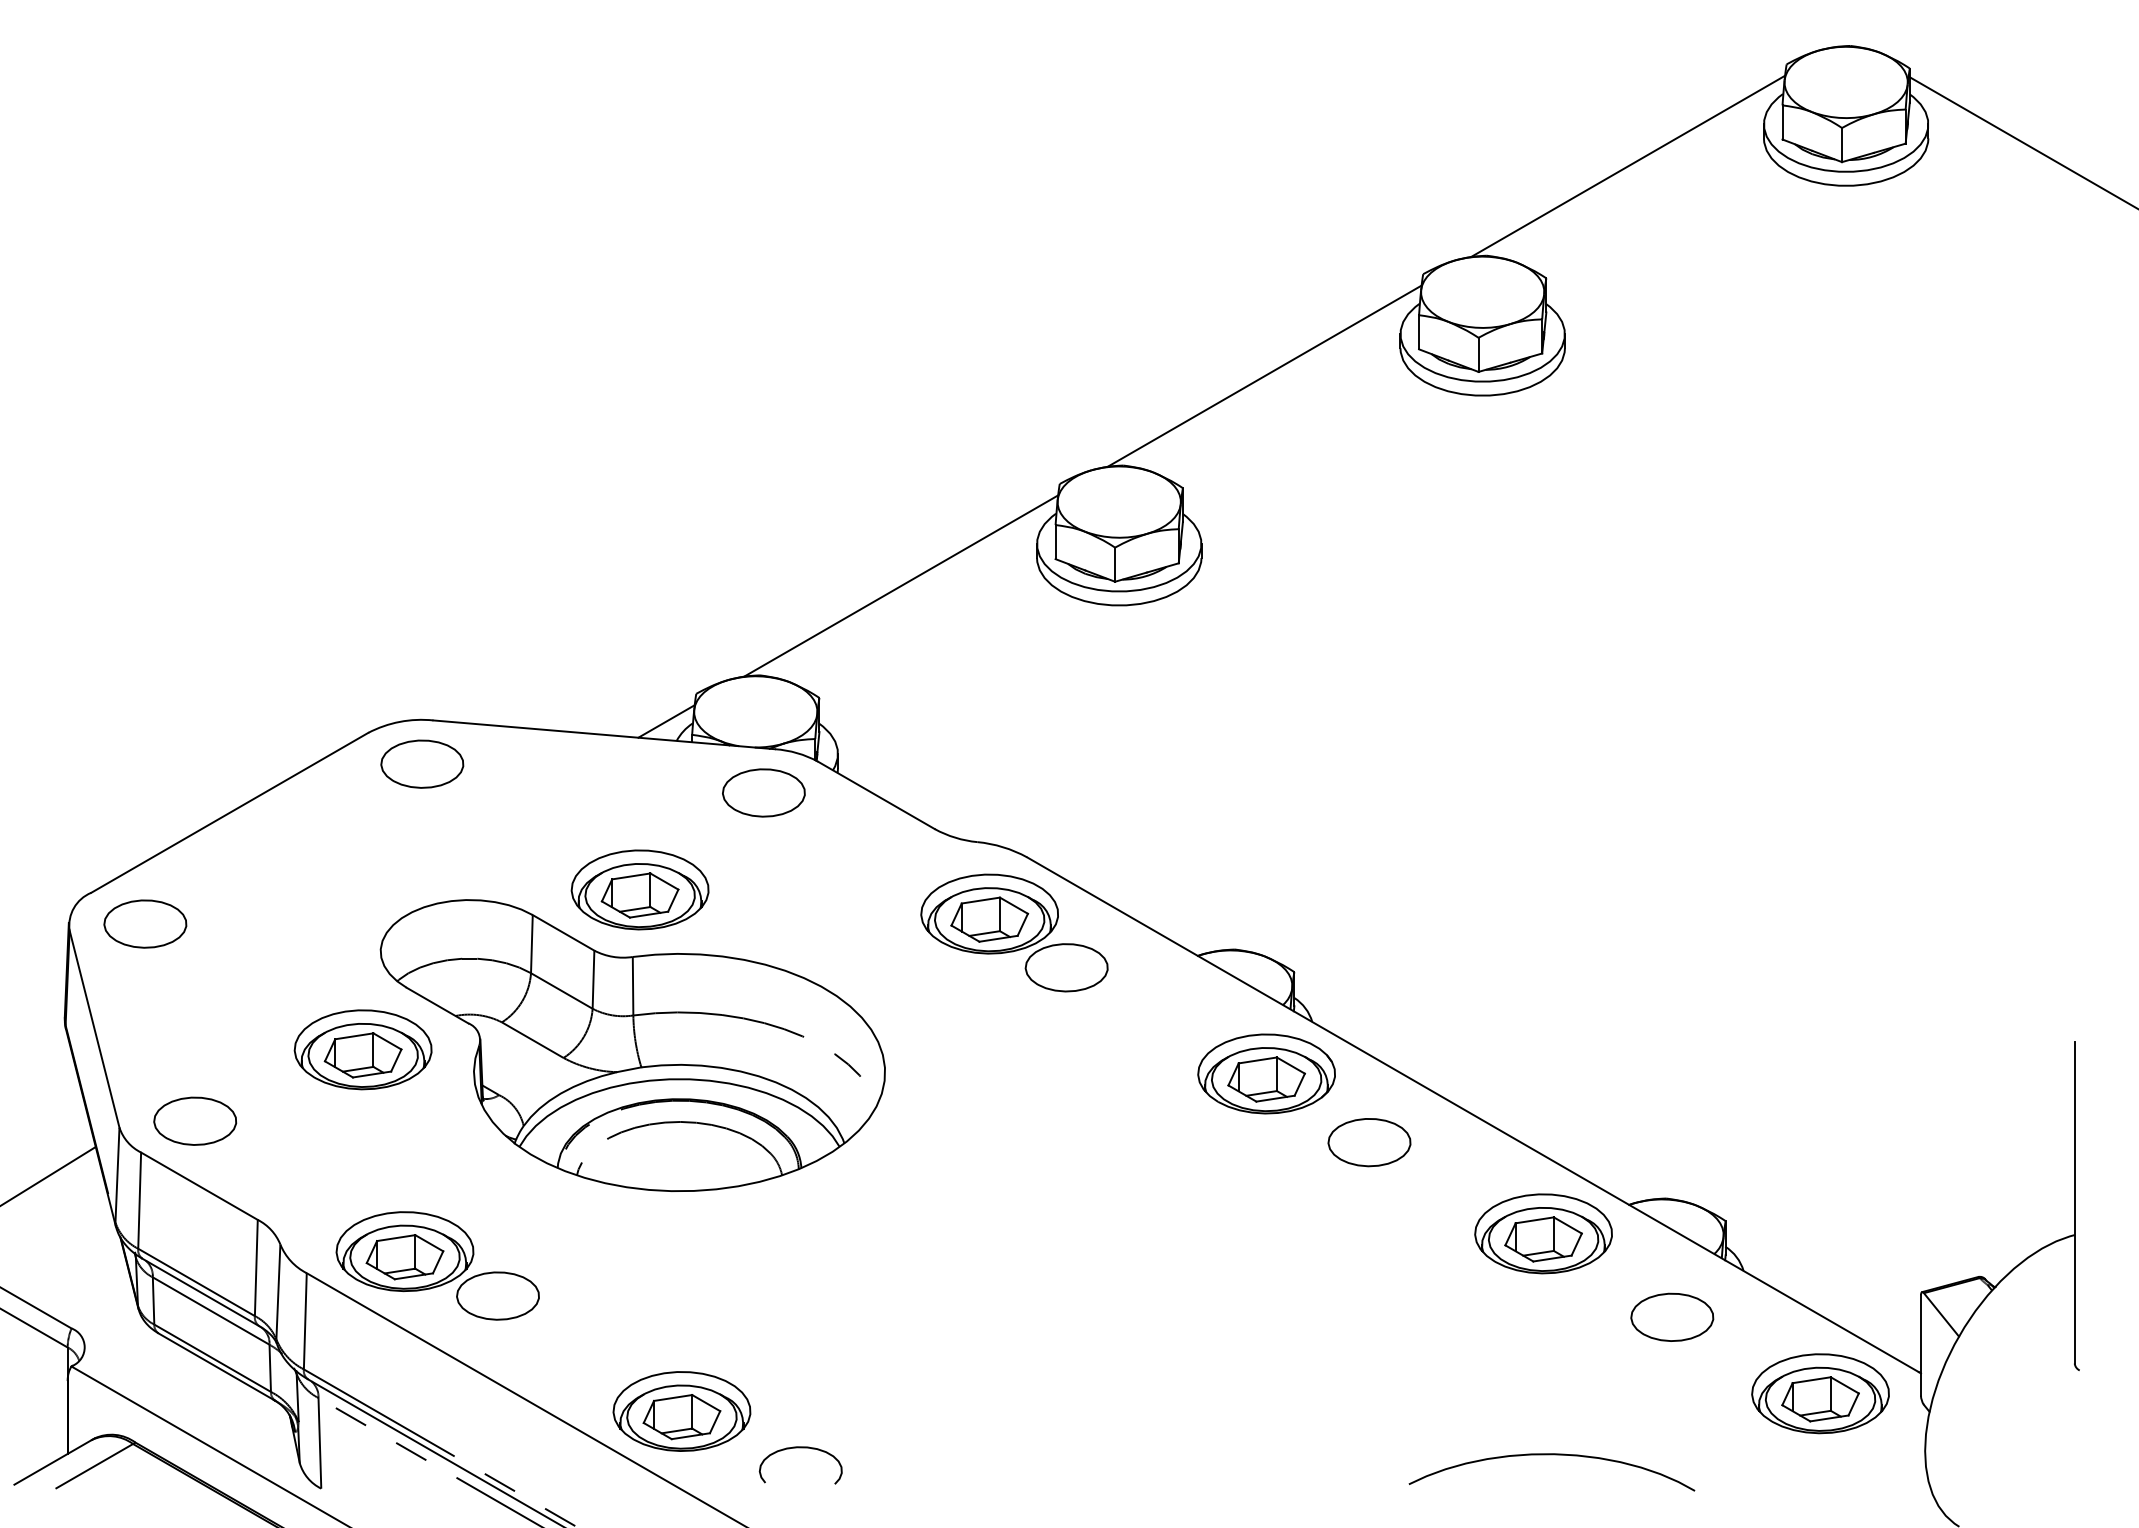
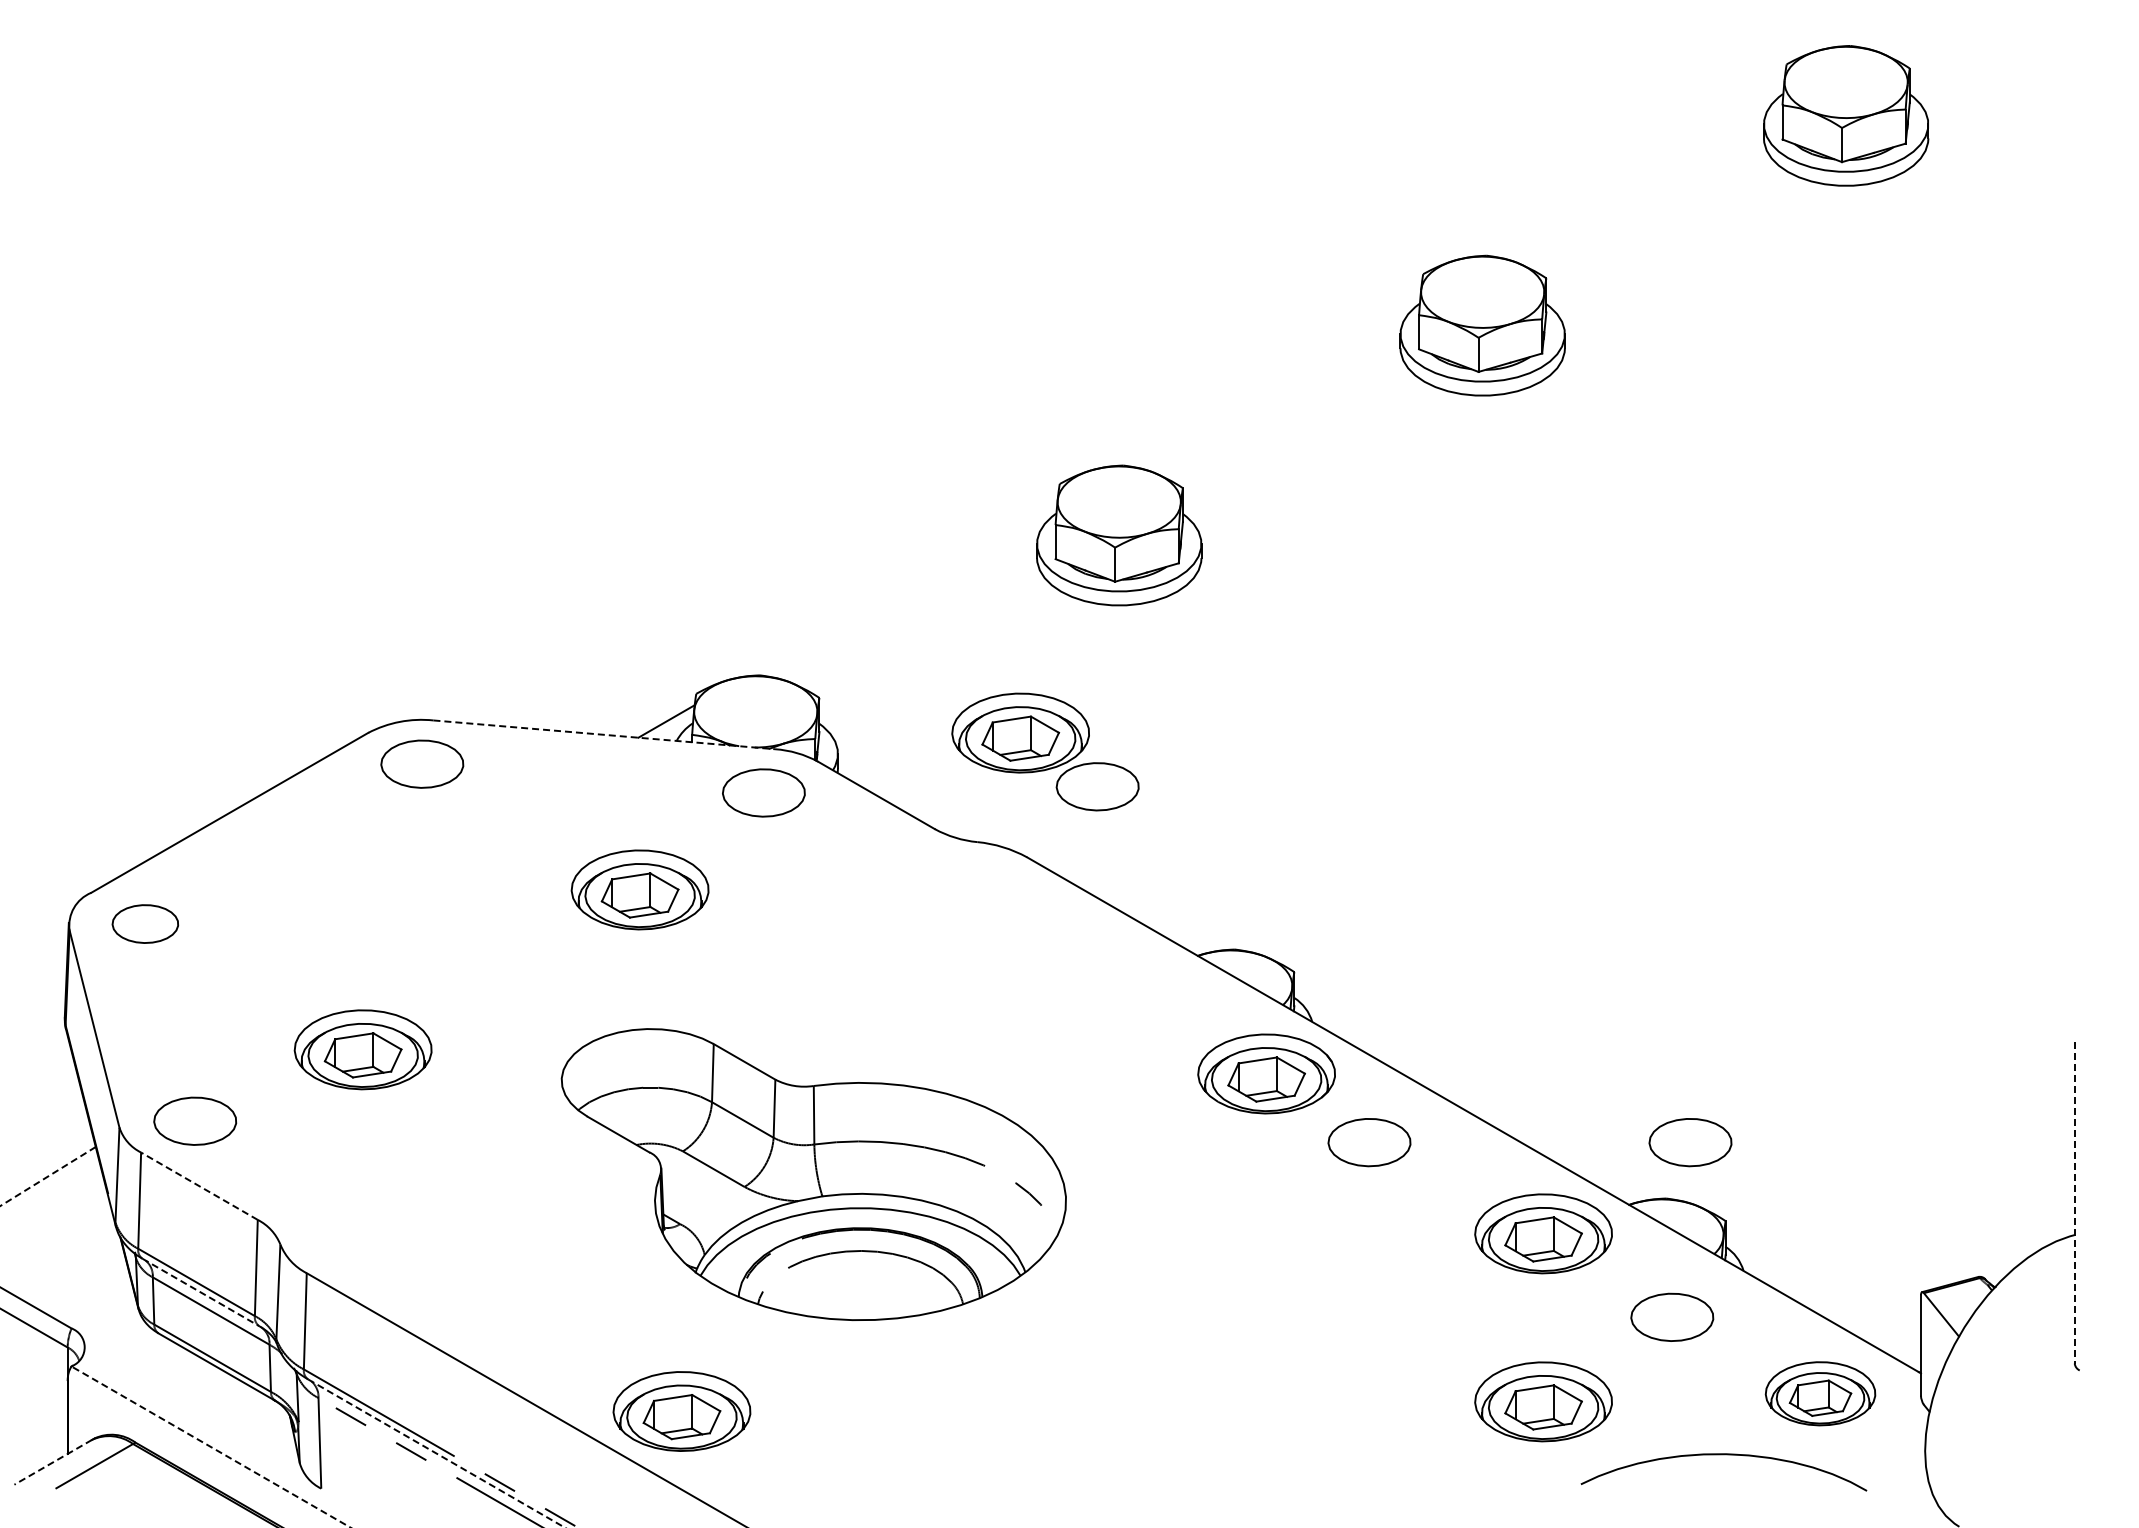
line: present -> none (2022, 142)
line: present -> none (1628, 166)
line: present -> none (1264, 375)
line: present -> none (901, 585)
line: solid -> dashed (604, 734)
part size: 85x50 px -> 69x40 px (145, 923)
part position: (1014, 932) -> (1045, 751) (1045, 751)
part position: (632, 1045) -> (813, 1174) (813, 1174)
part: none -> present (1690, 1142)
line: solid -> dashed (47, 1176)
line: solid -> dashed (199, 1185)
line: solid -> dashed (2074, 1202)
part: present -> none (437, 1265)
line: solid -> dashed (201, 1292)
part size: 139x82 px -> 113x66 px (1820, 1393)
part: none -> present (1543, 1401)
line: solid -> dashed (210, 1446)
curve: present -> none (800, 1448)
line: solid -> dashed (437, 1453)
curve position: (1551, 1455) -> (1723, 1455) (1723, 1455)
line: solid -> dashed (53, 1462)
